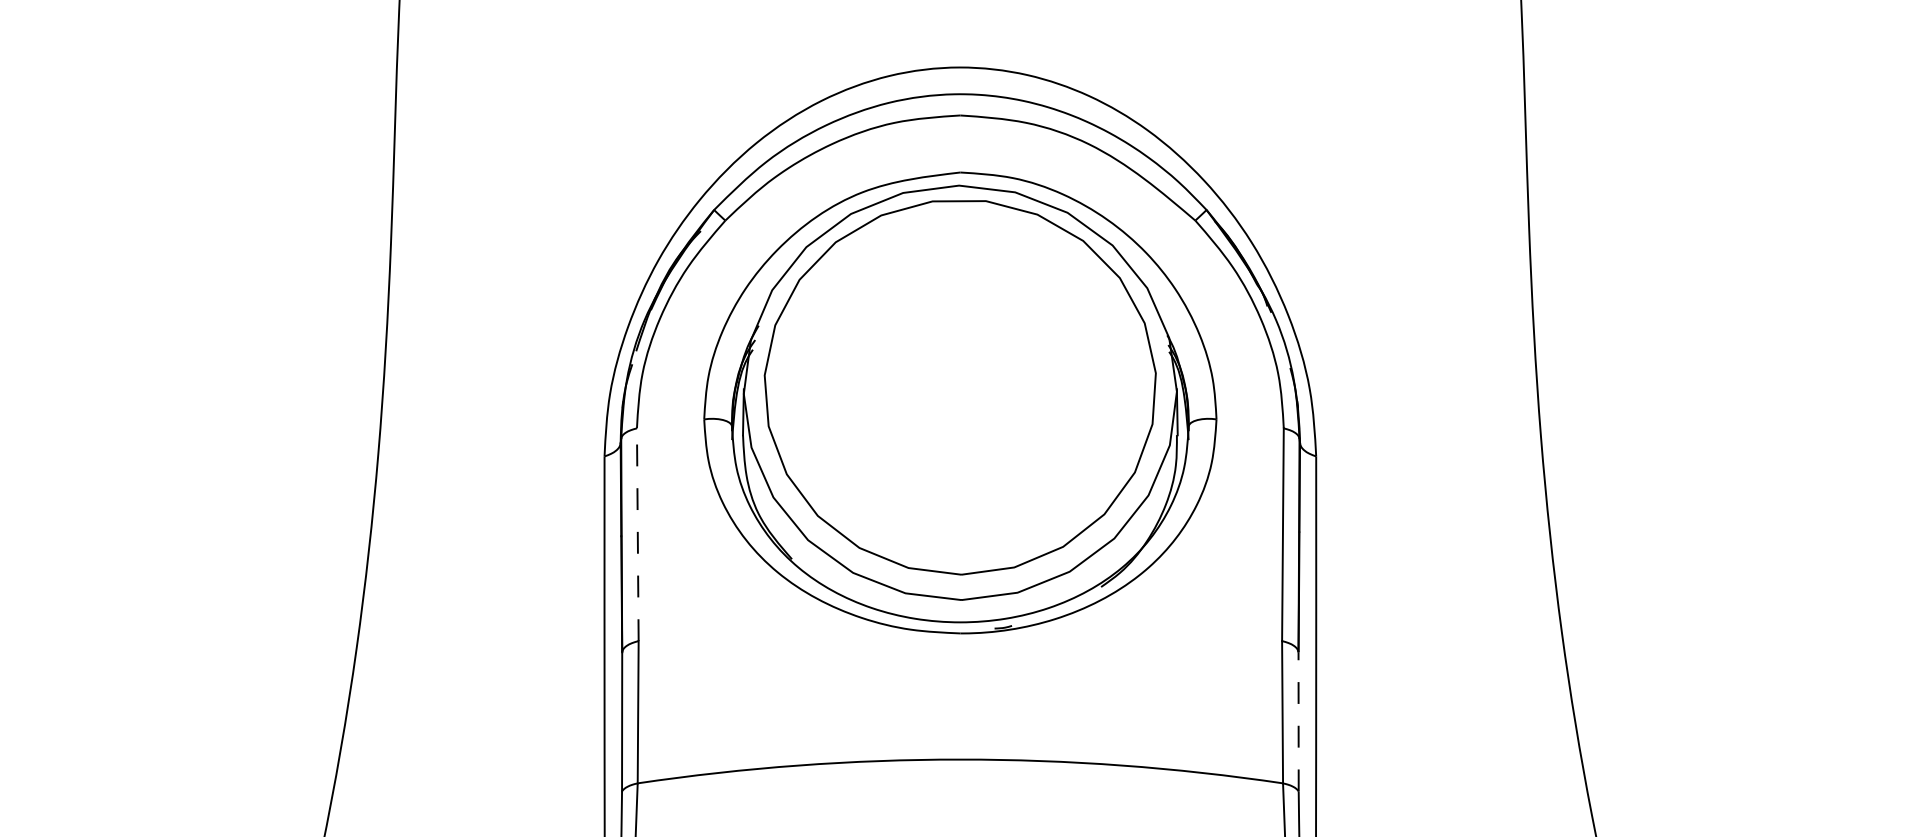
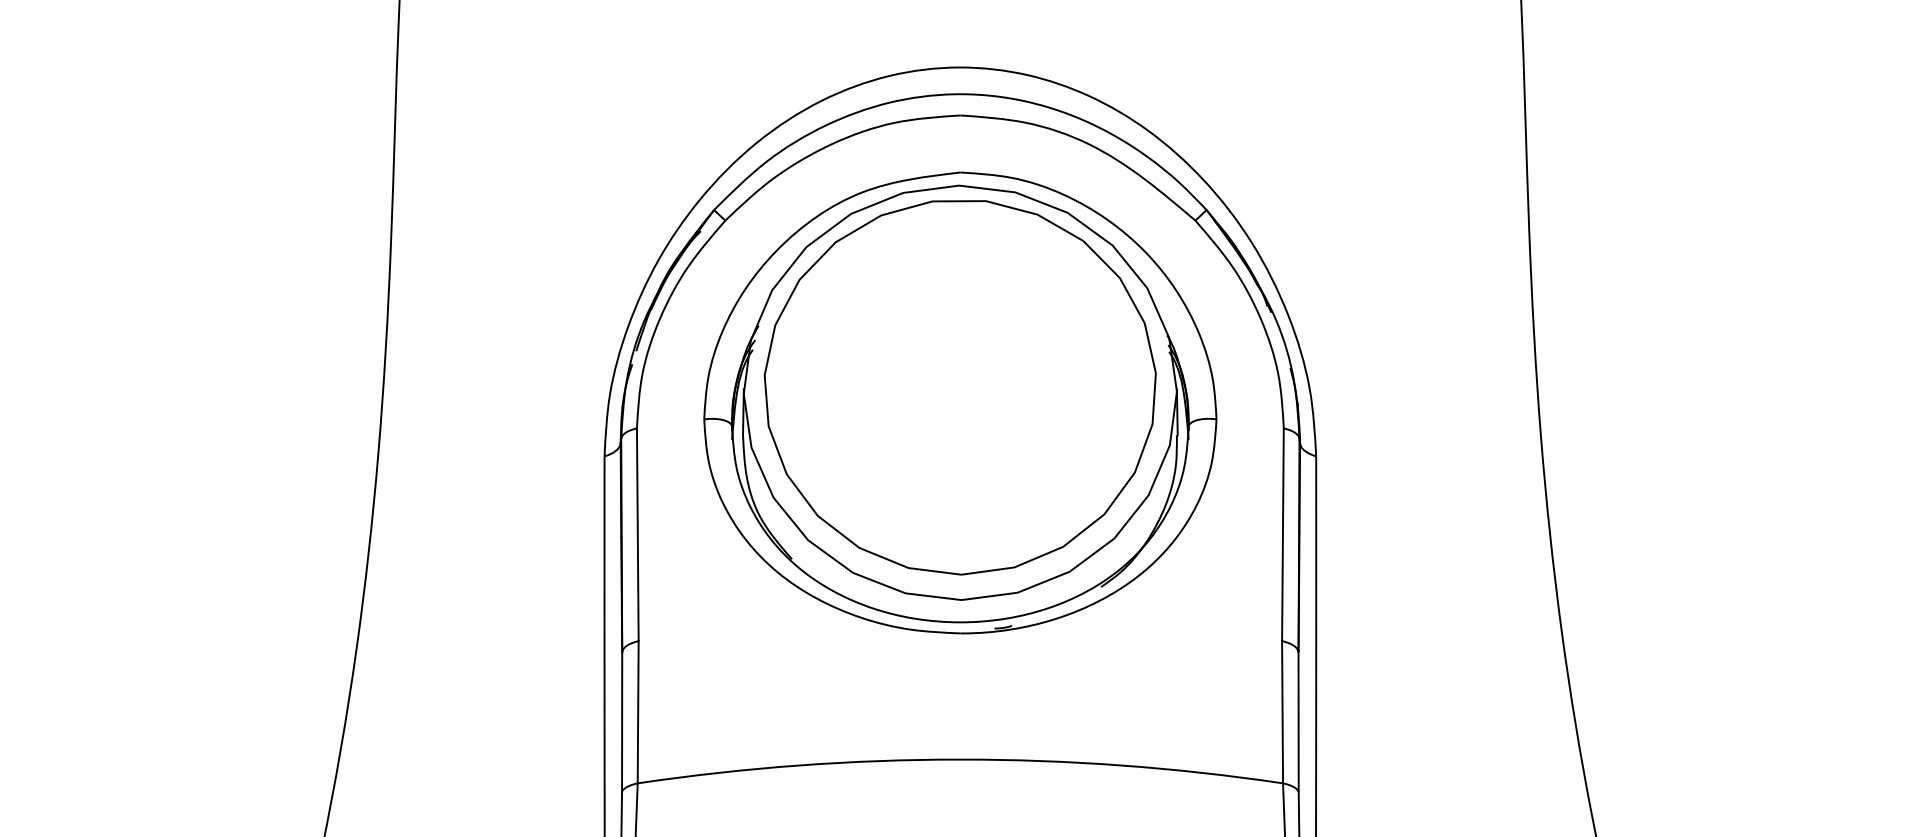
line: dashed -> solid (637, 534)
line: dashed -> solid (1298, 721)
